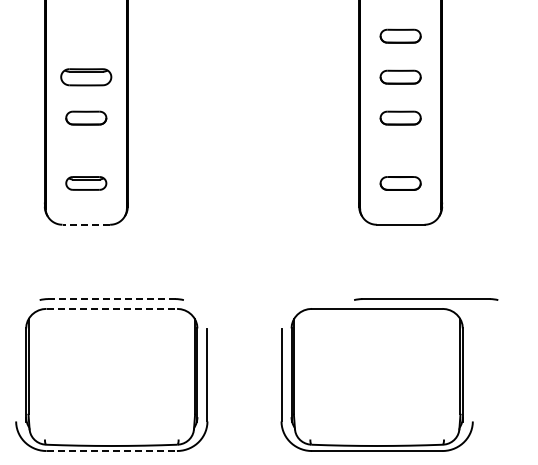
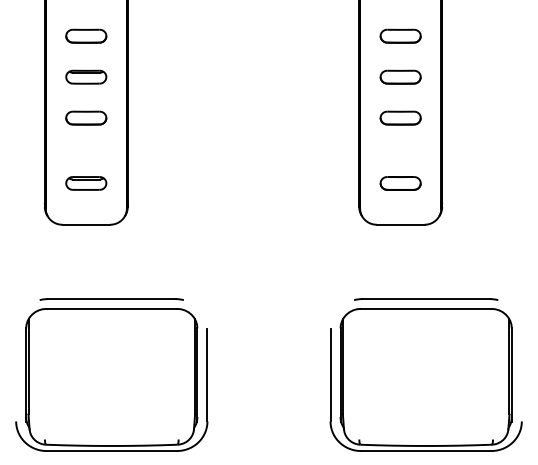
part: none -> present (86, 35)
part size: 53x19 px -> 43x16 px (86, 76)
line: dashed -> solid (86, 224)
line: dashed -> solid (111, 299)
line: dashed -> solid (112, 308)
part position: (376, 379) -> (425, 379) (425, 379)
line: dashed -> solid (112, 451)
